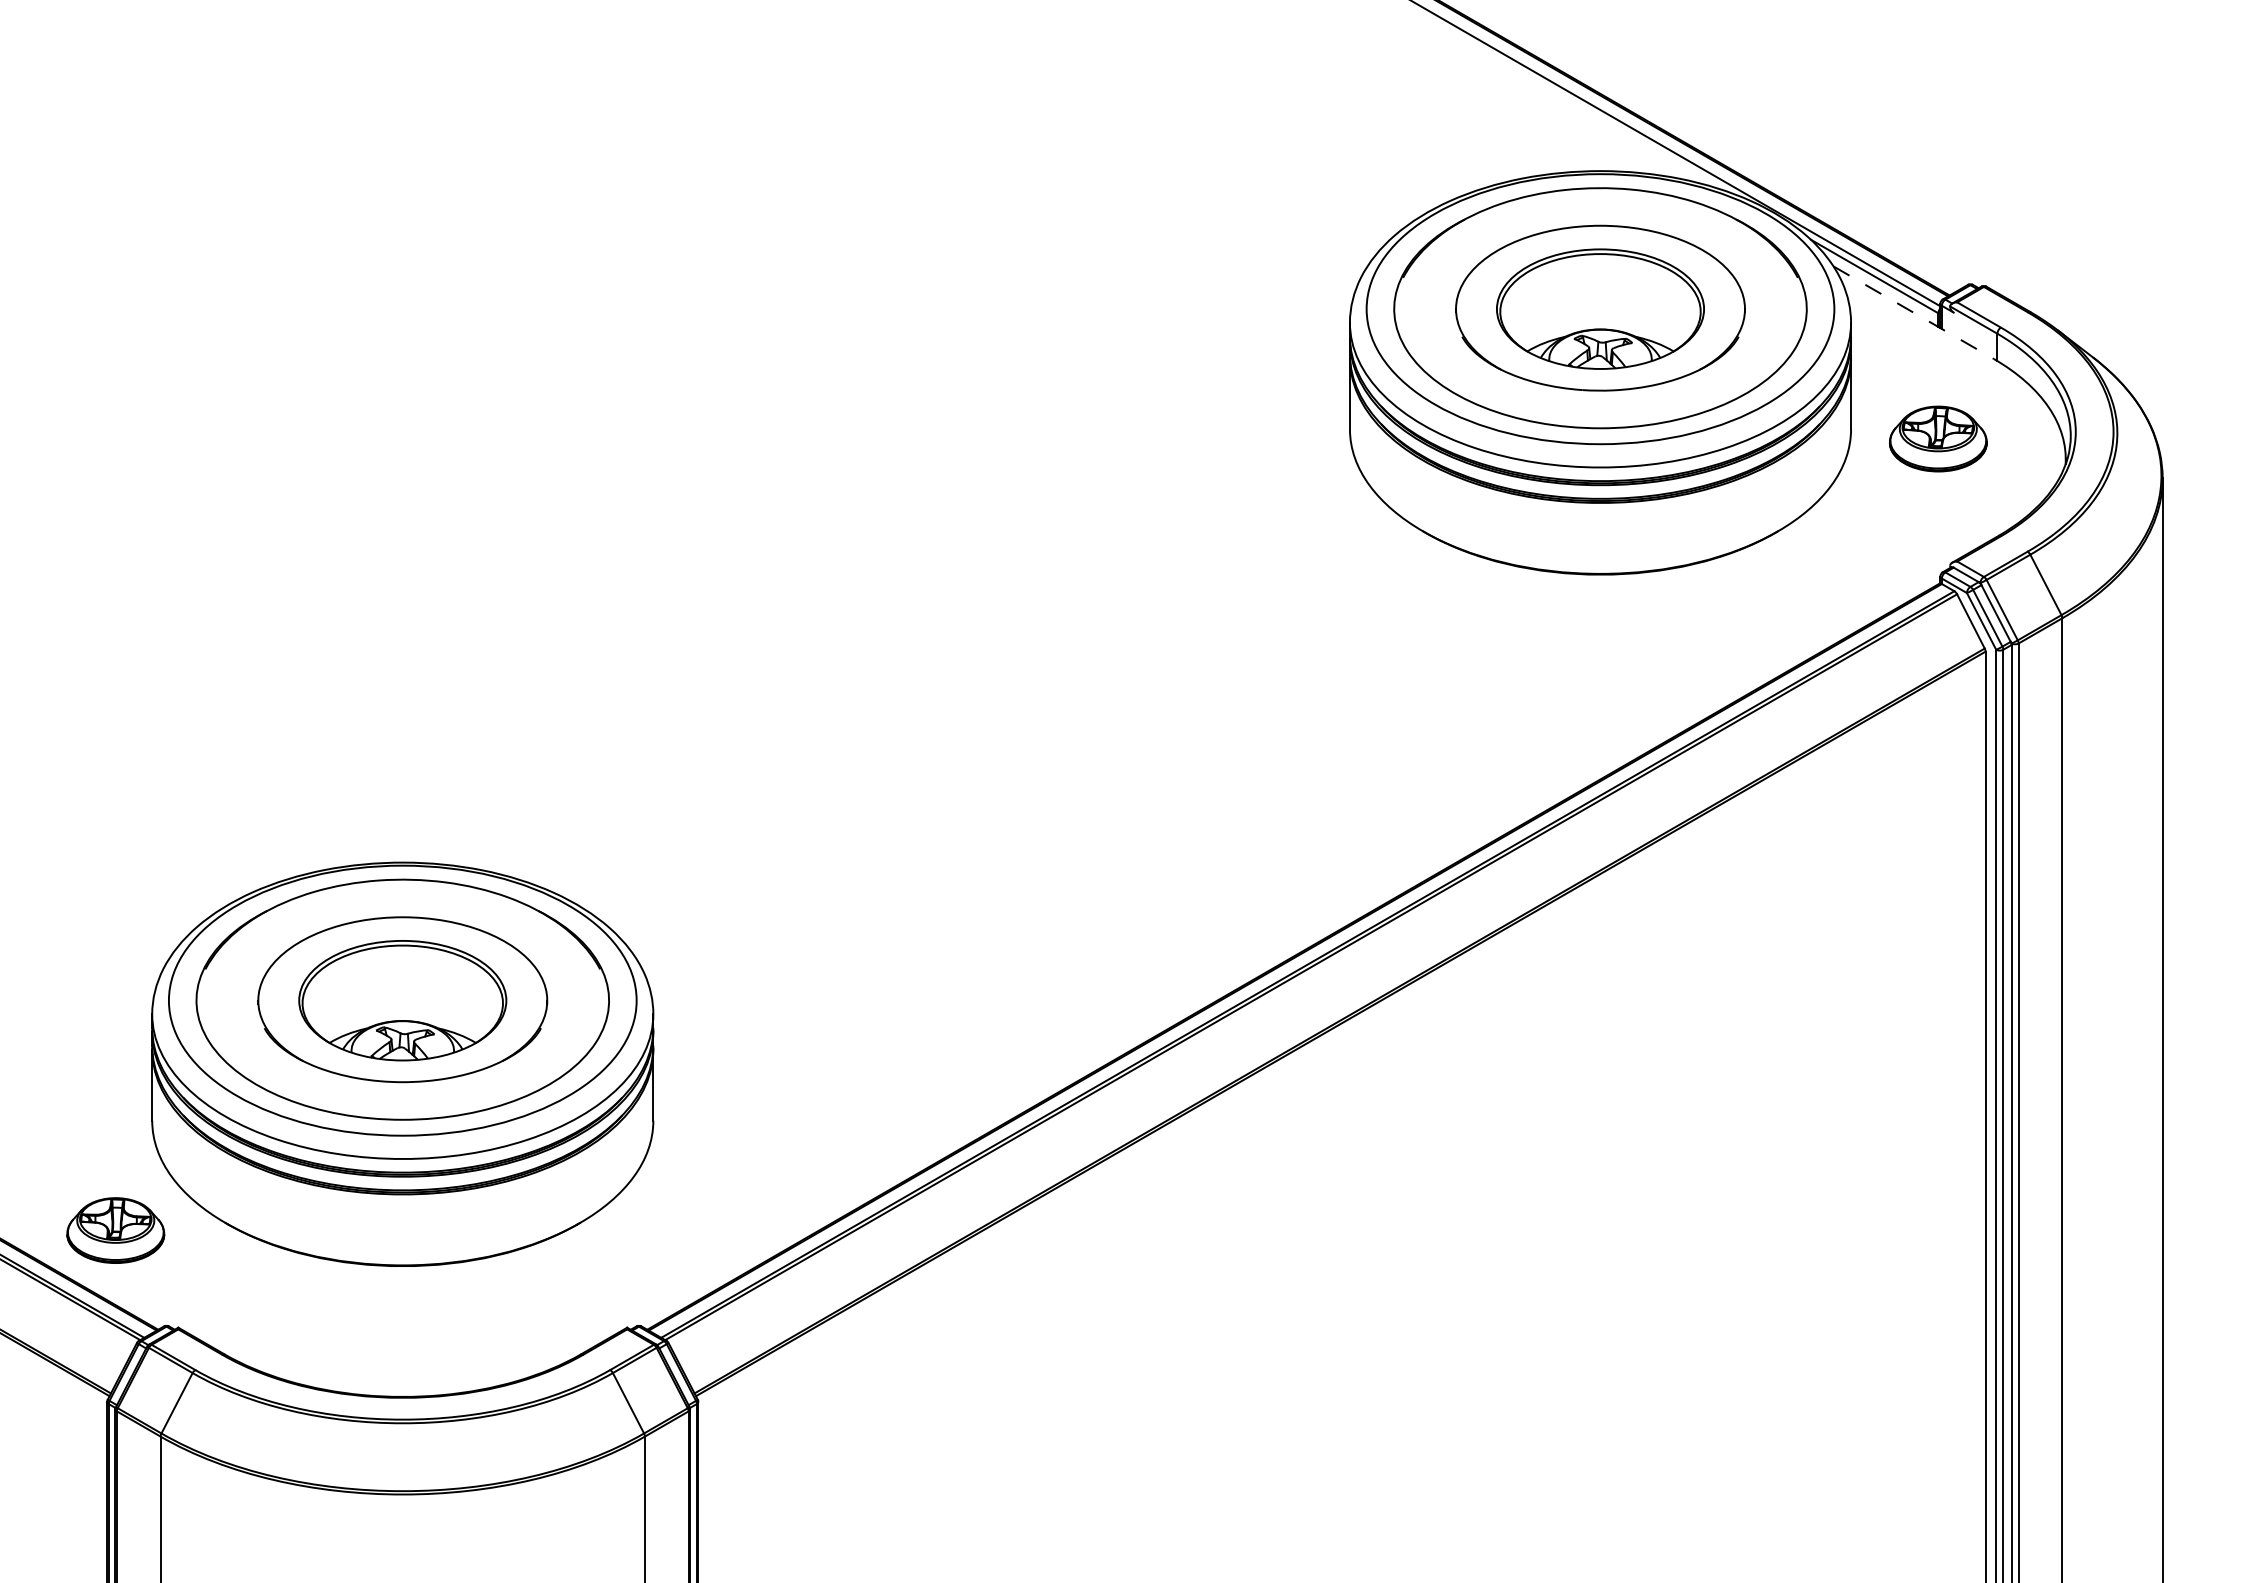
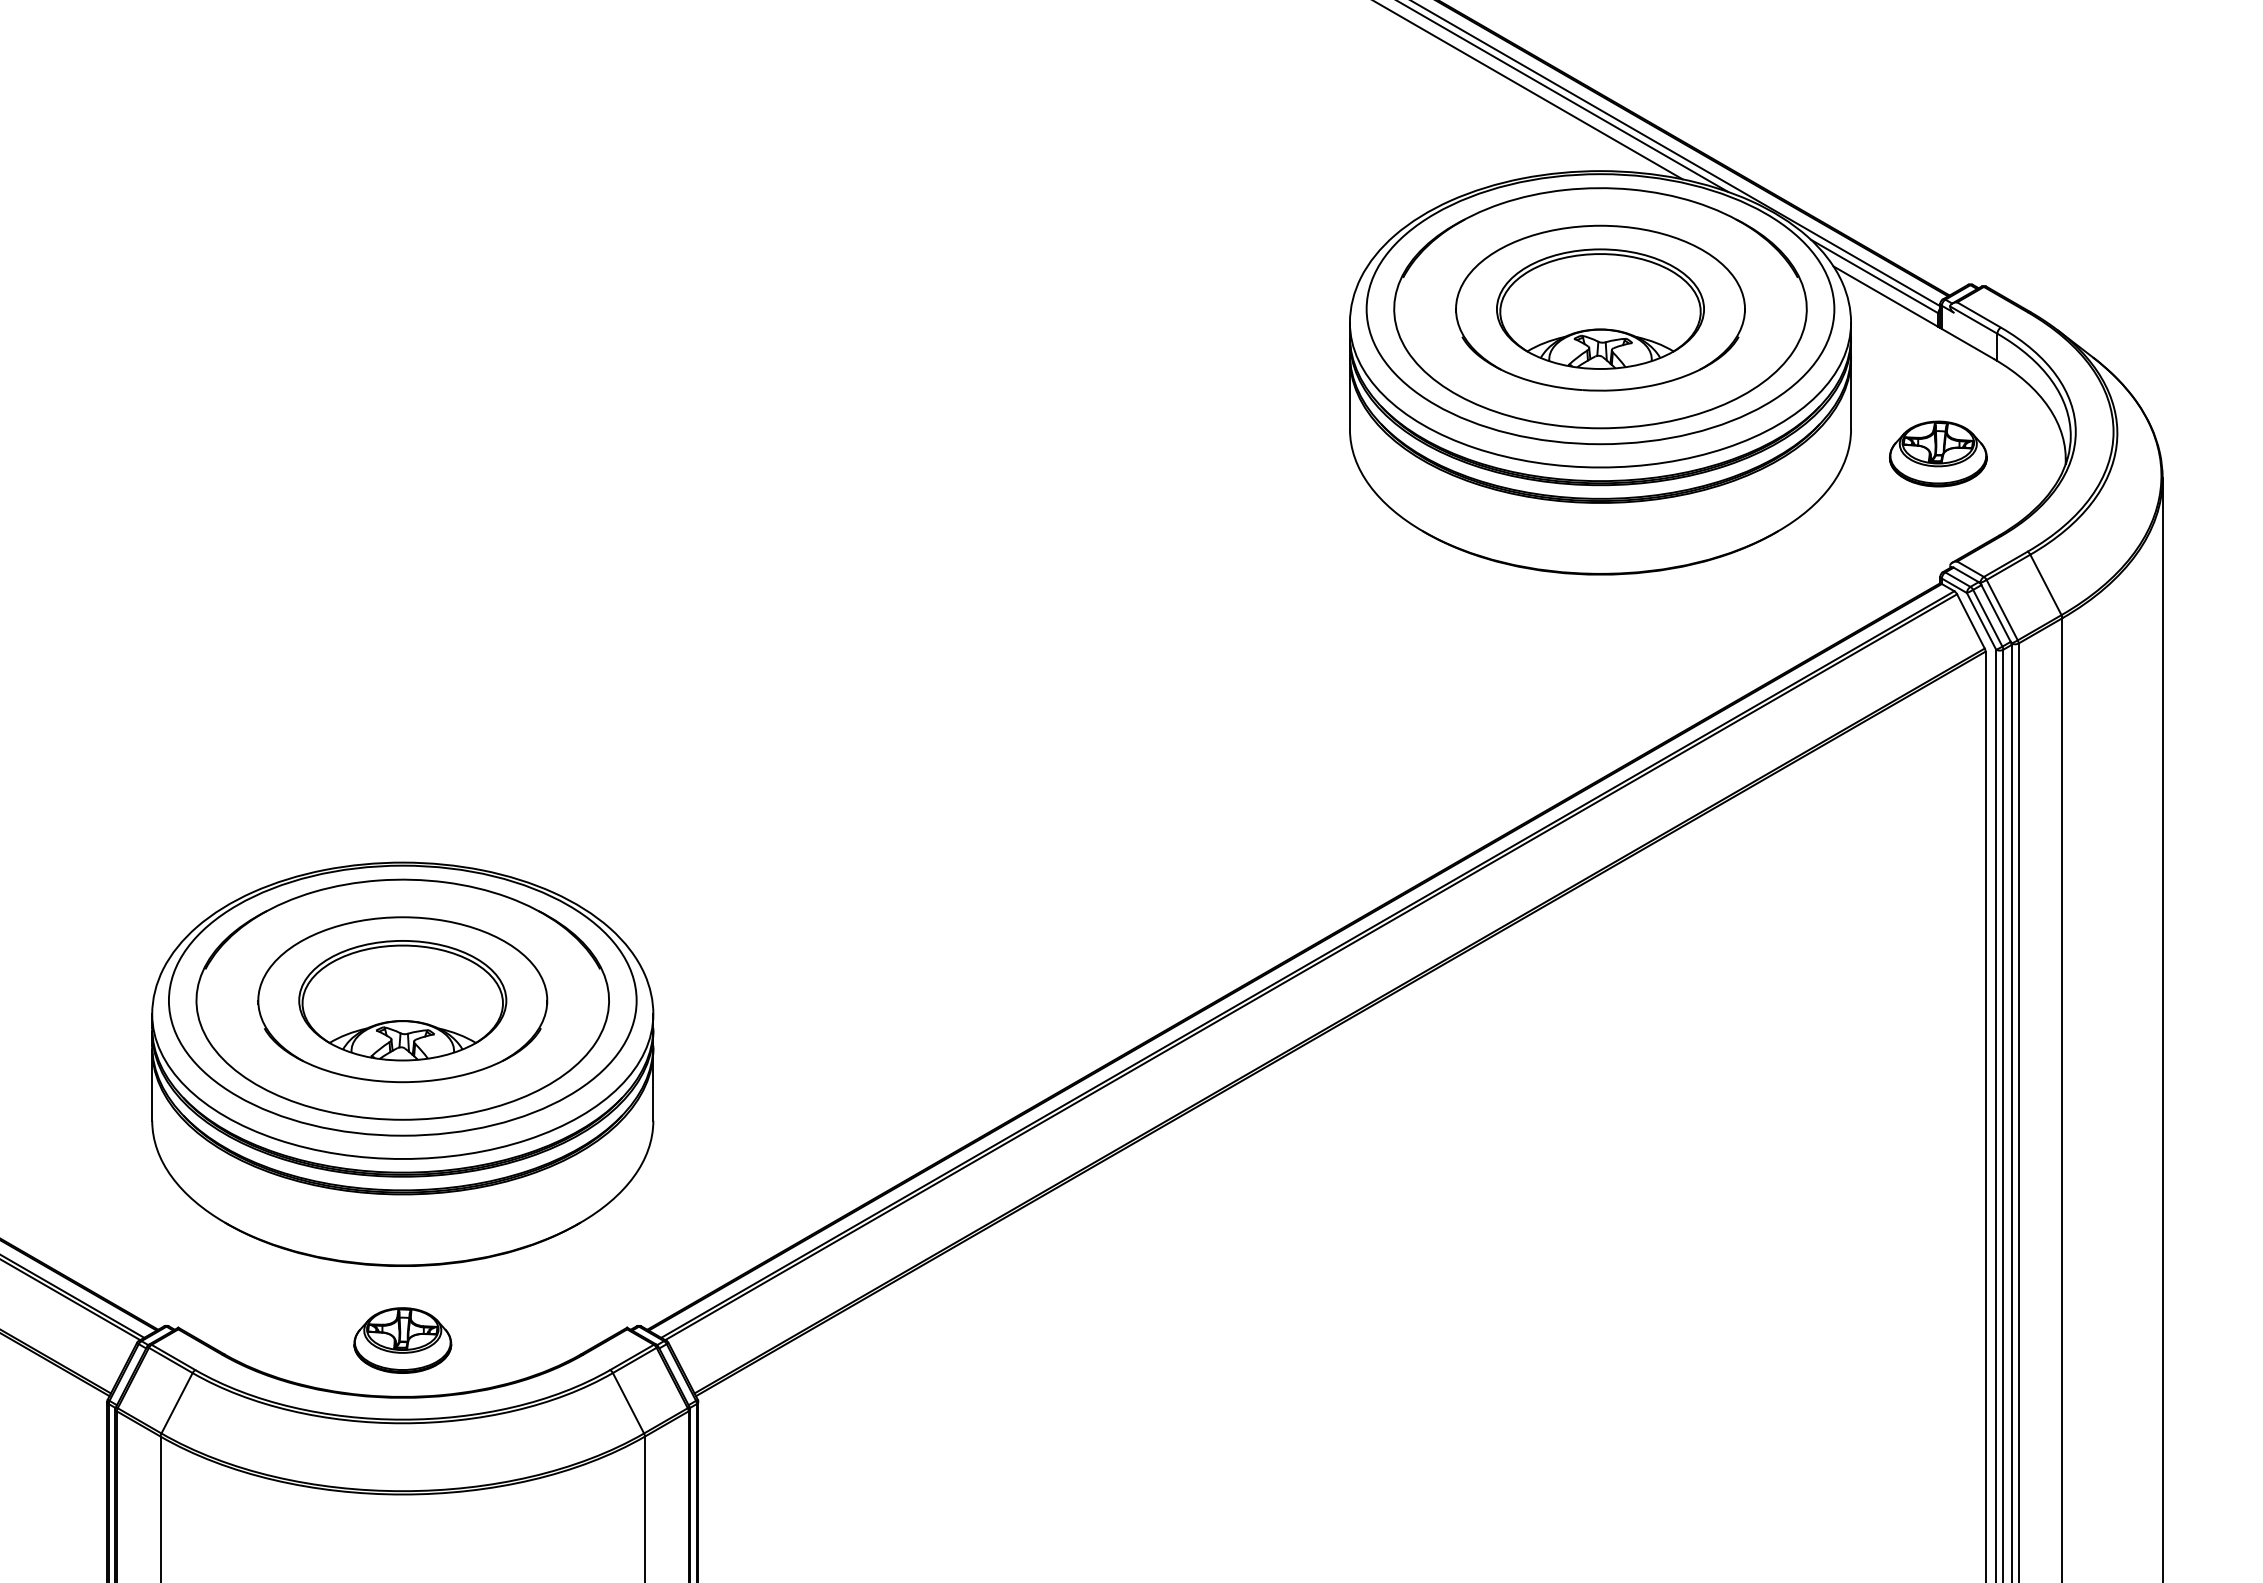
line: none -> present (1529, 90)
line: none -> present (1563, 96)
line: dashed -> solid (1913, 312)
part position: (1938, 438) -> (1938, 453) (1938, 453)
part position: (115, 1230) -> (402, 1340) (402, 1340)
